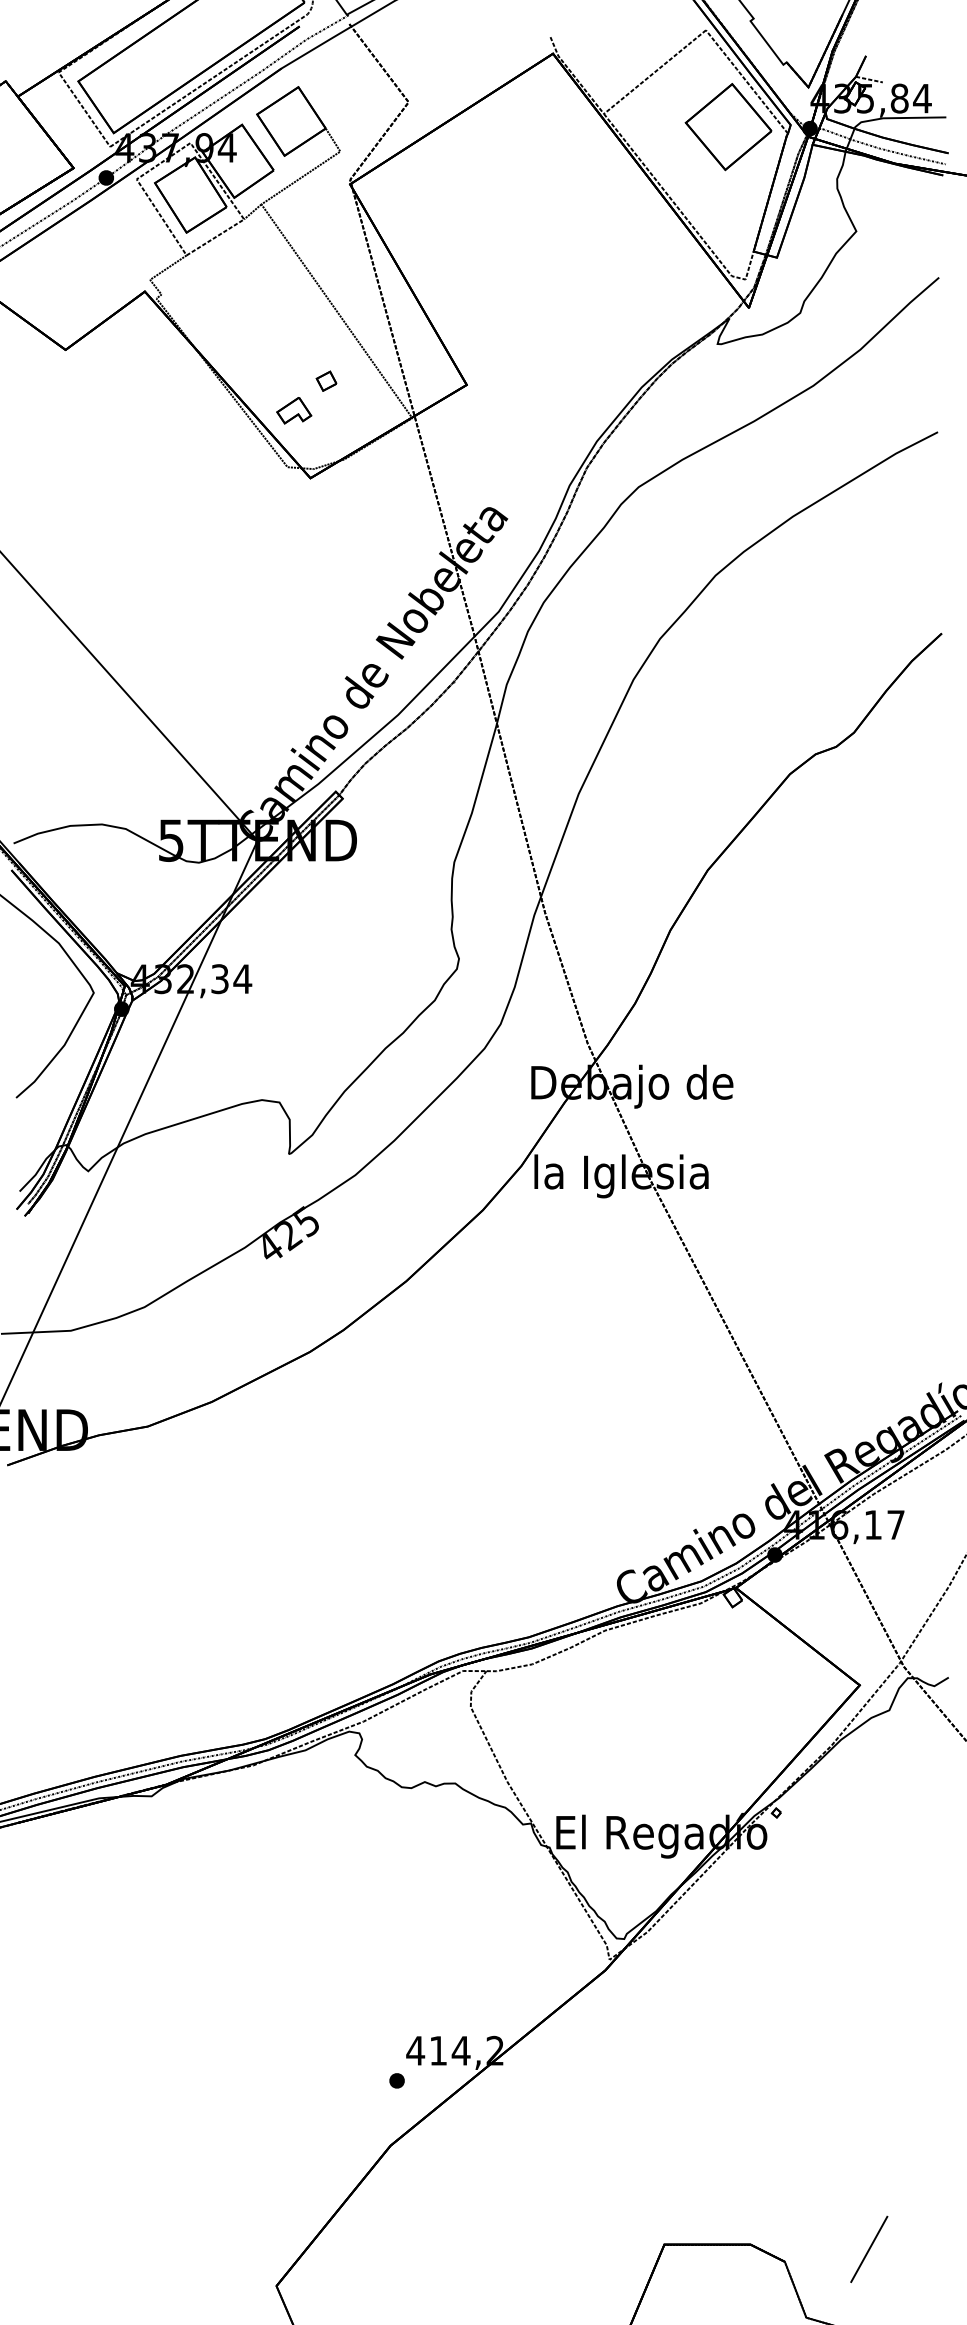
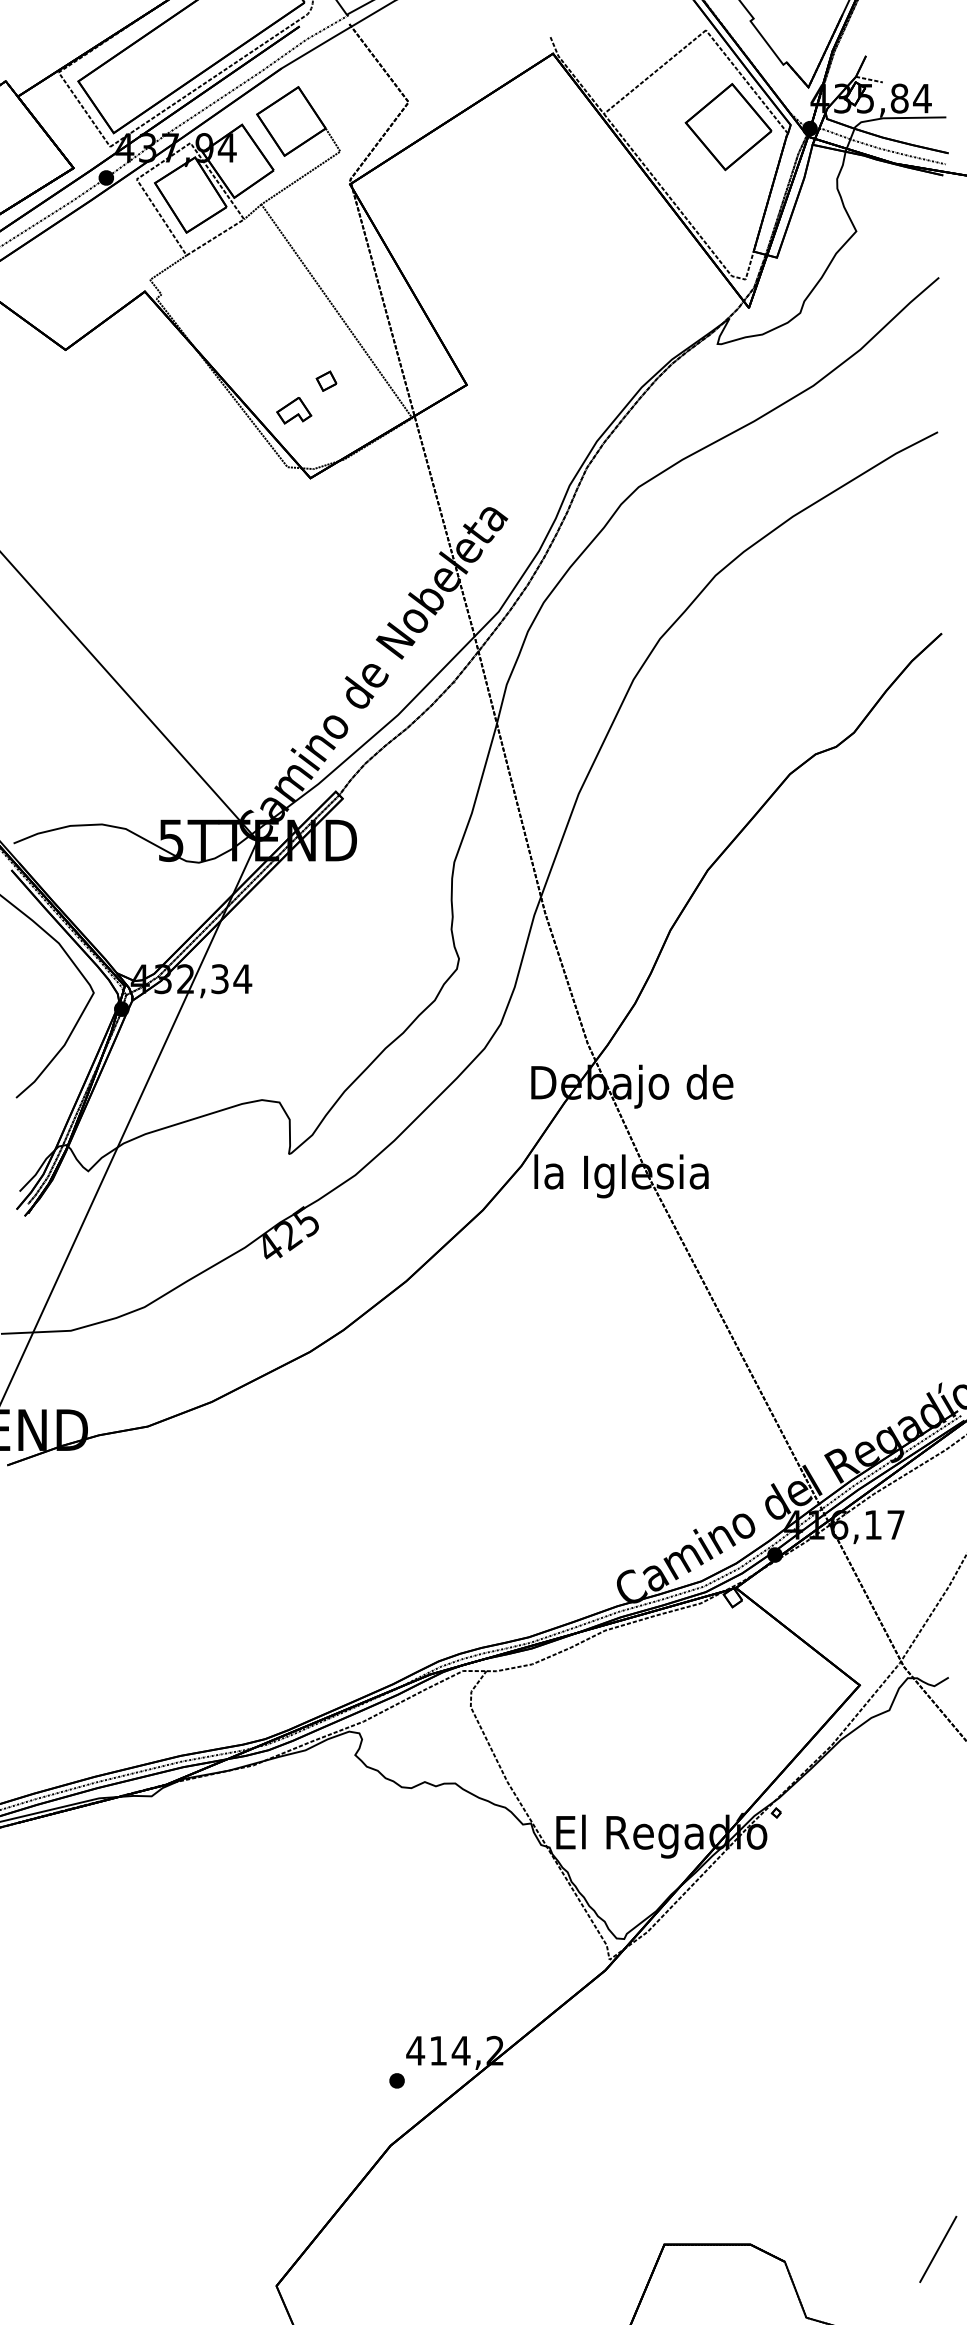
line position: (869, 2248) -> (938, 2248) (938, 2248)
